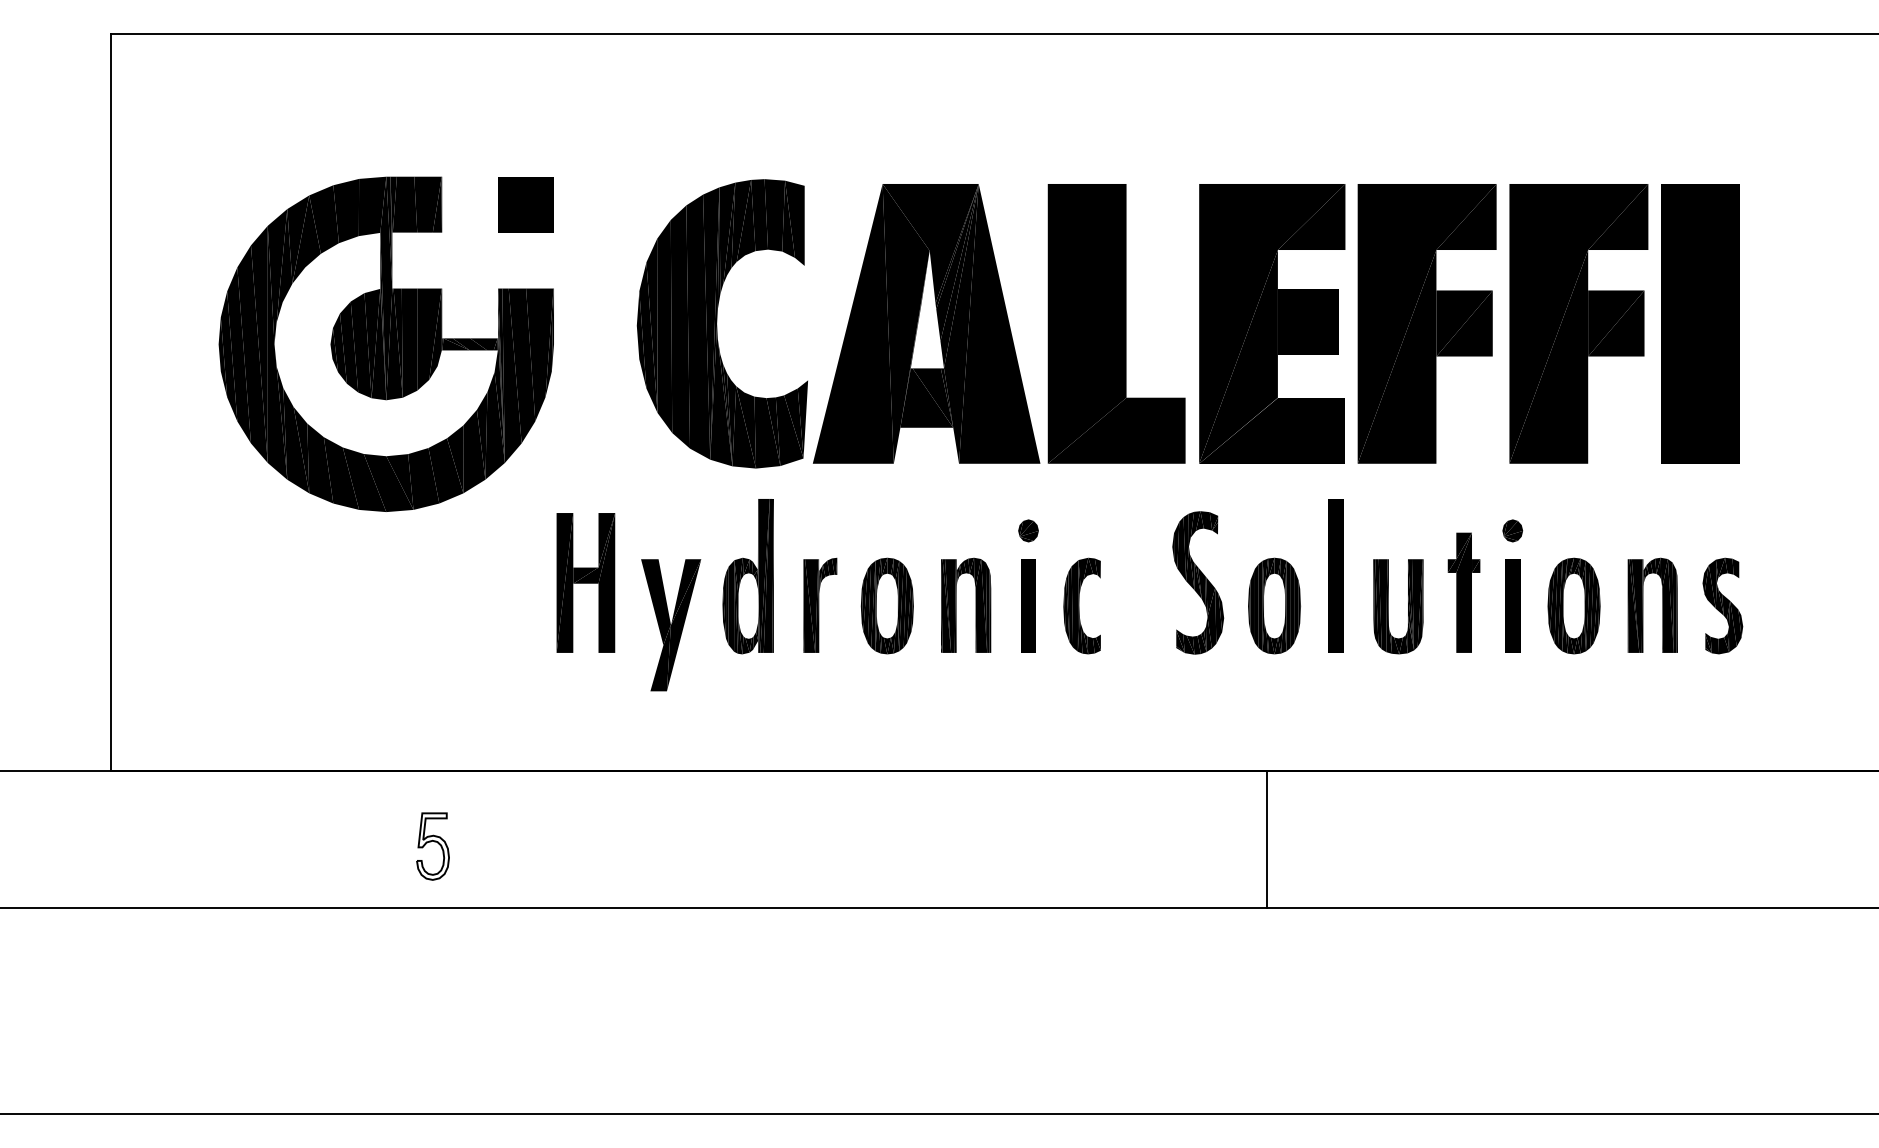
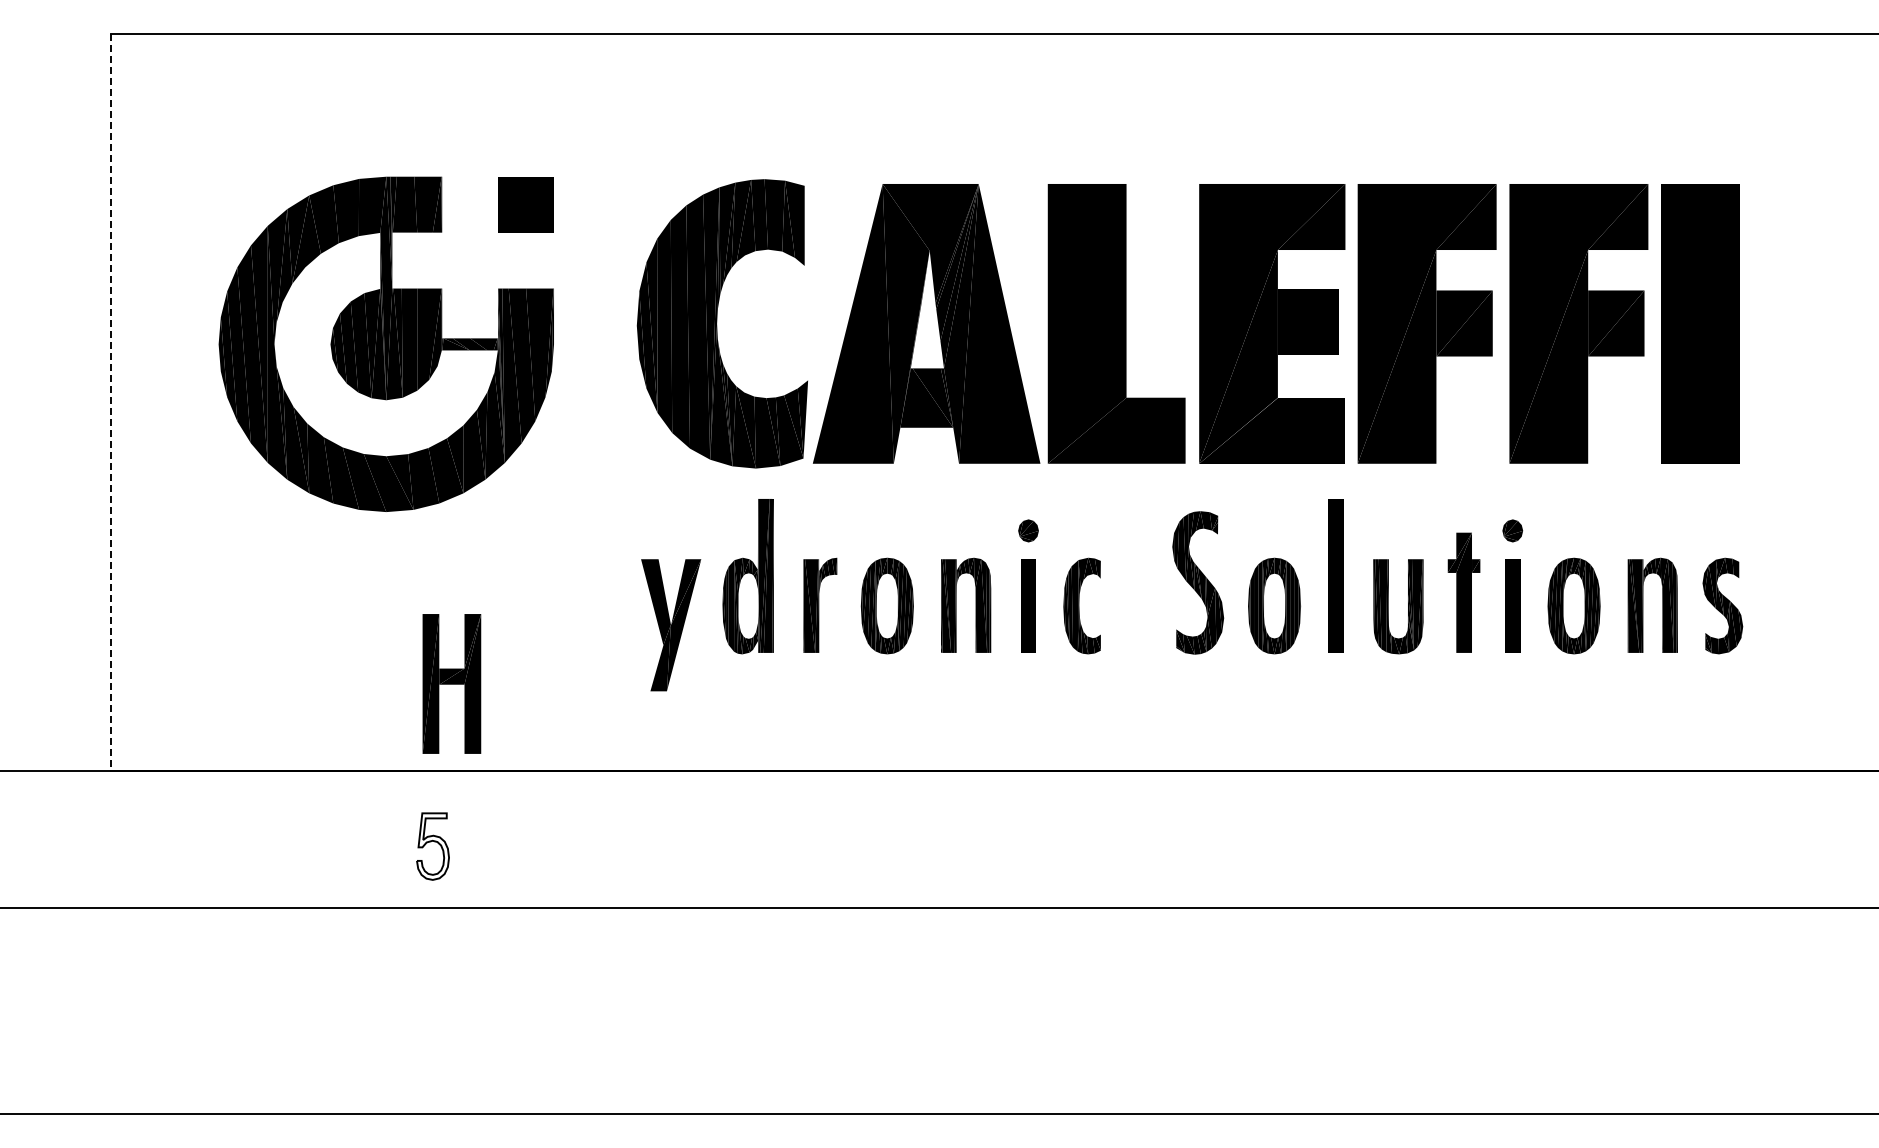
line: solid -> dashed (110, 403)
part position: (585, 582) -> (451, 683) (451, 683)
line: present -> none (1267, 839)
